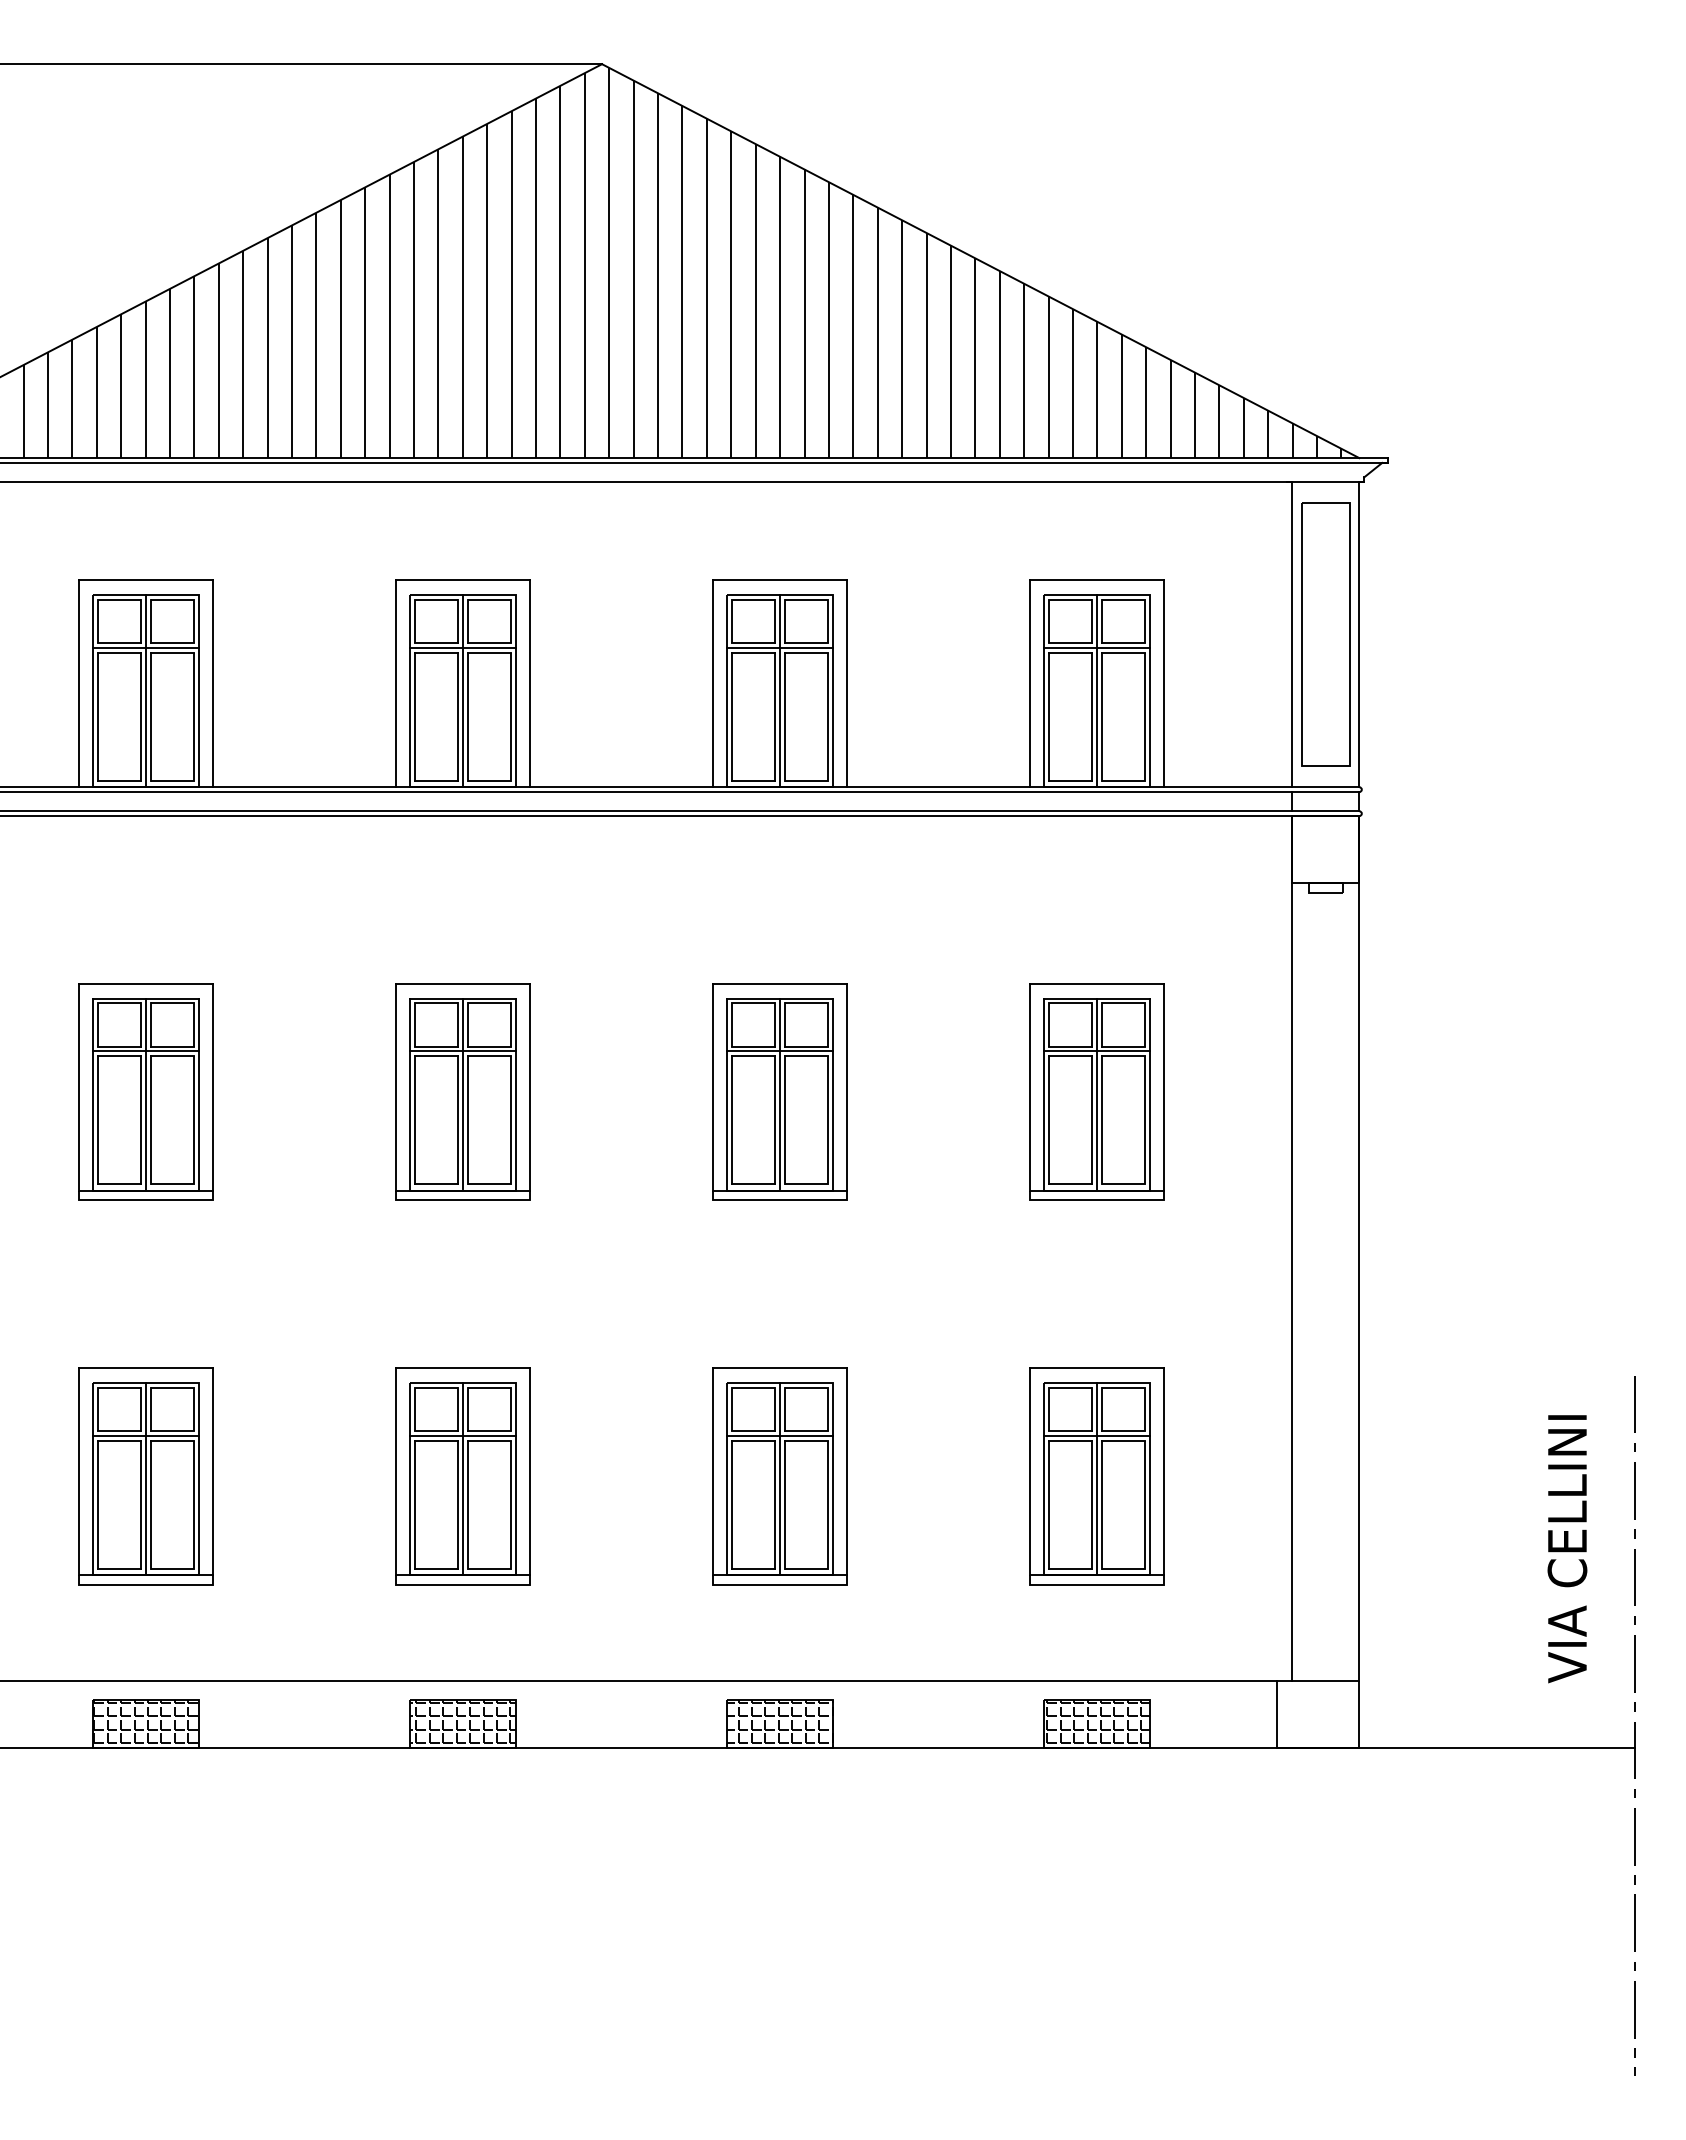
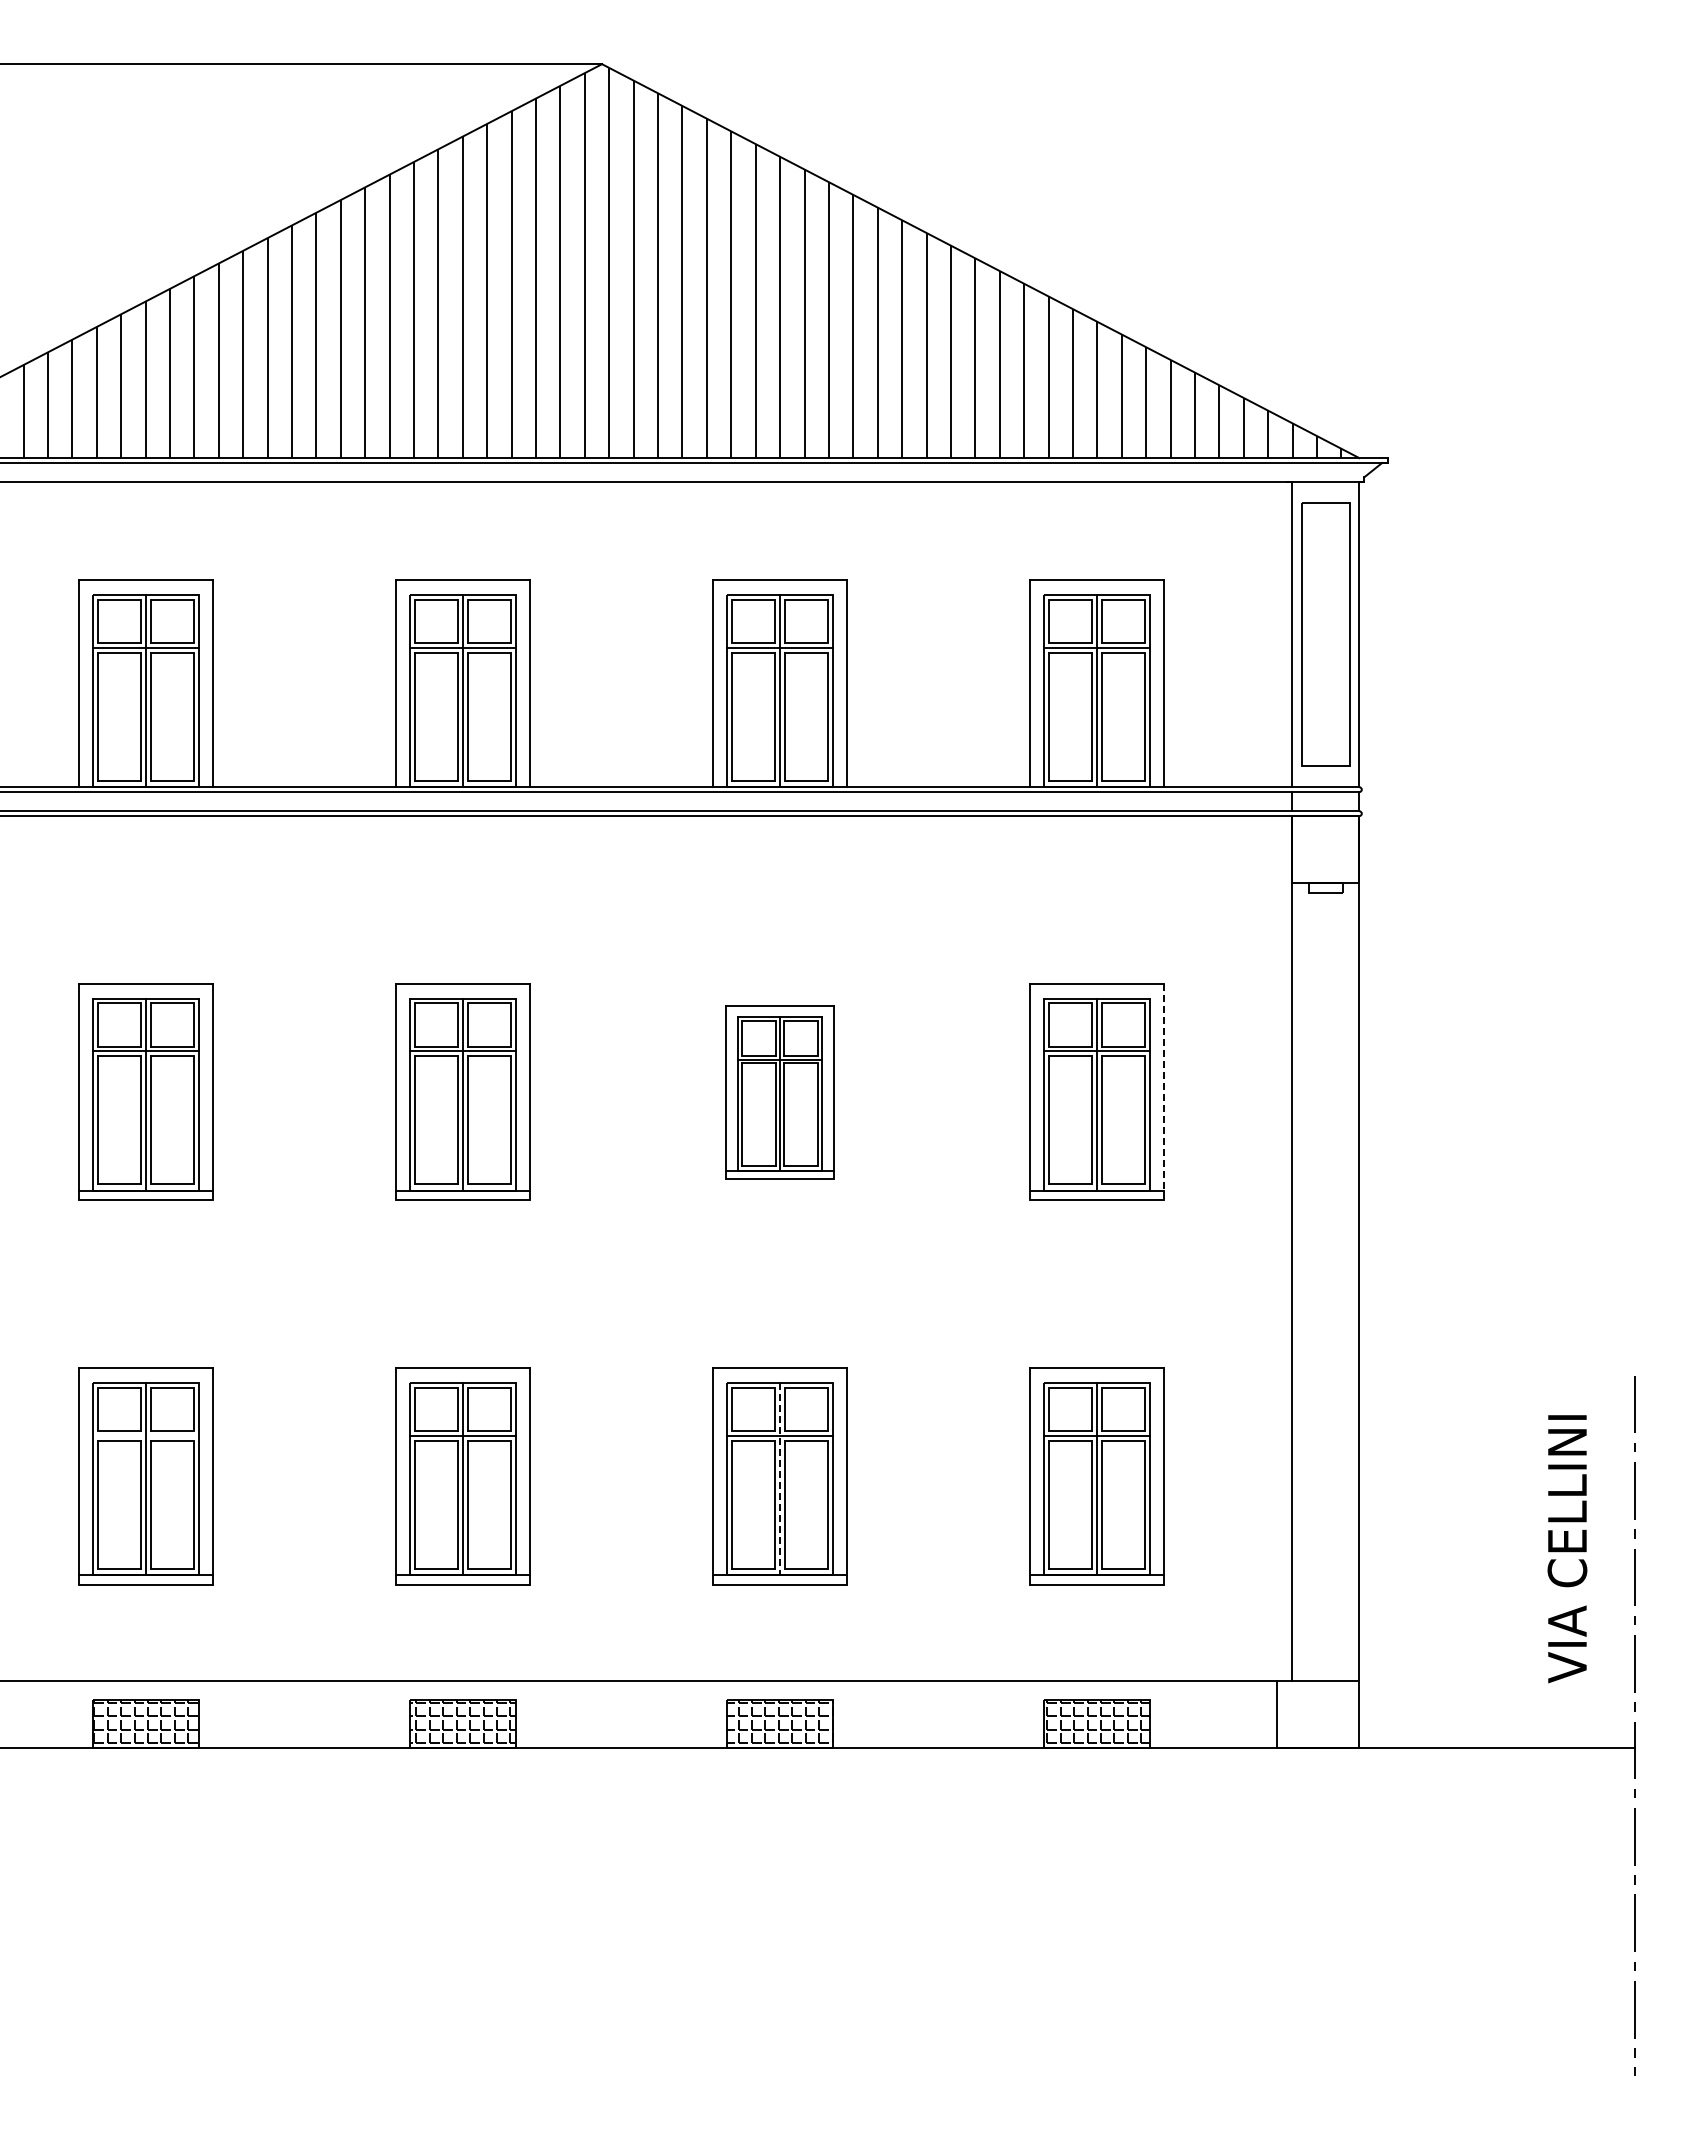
line: solid -> dashed (1164, 1087)
part size: 136x218 px -> 110x175 px (779, 1092)
line: present -> none (145, 1435)
line: solid -> dashed (780, 1478)
